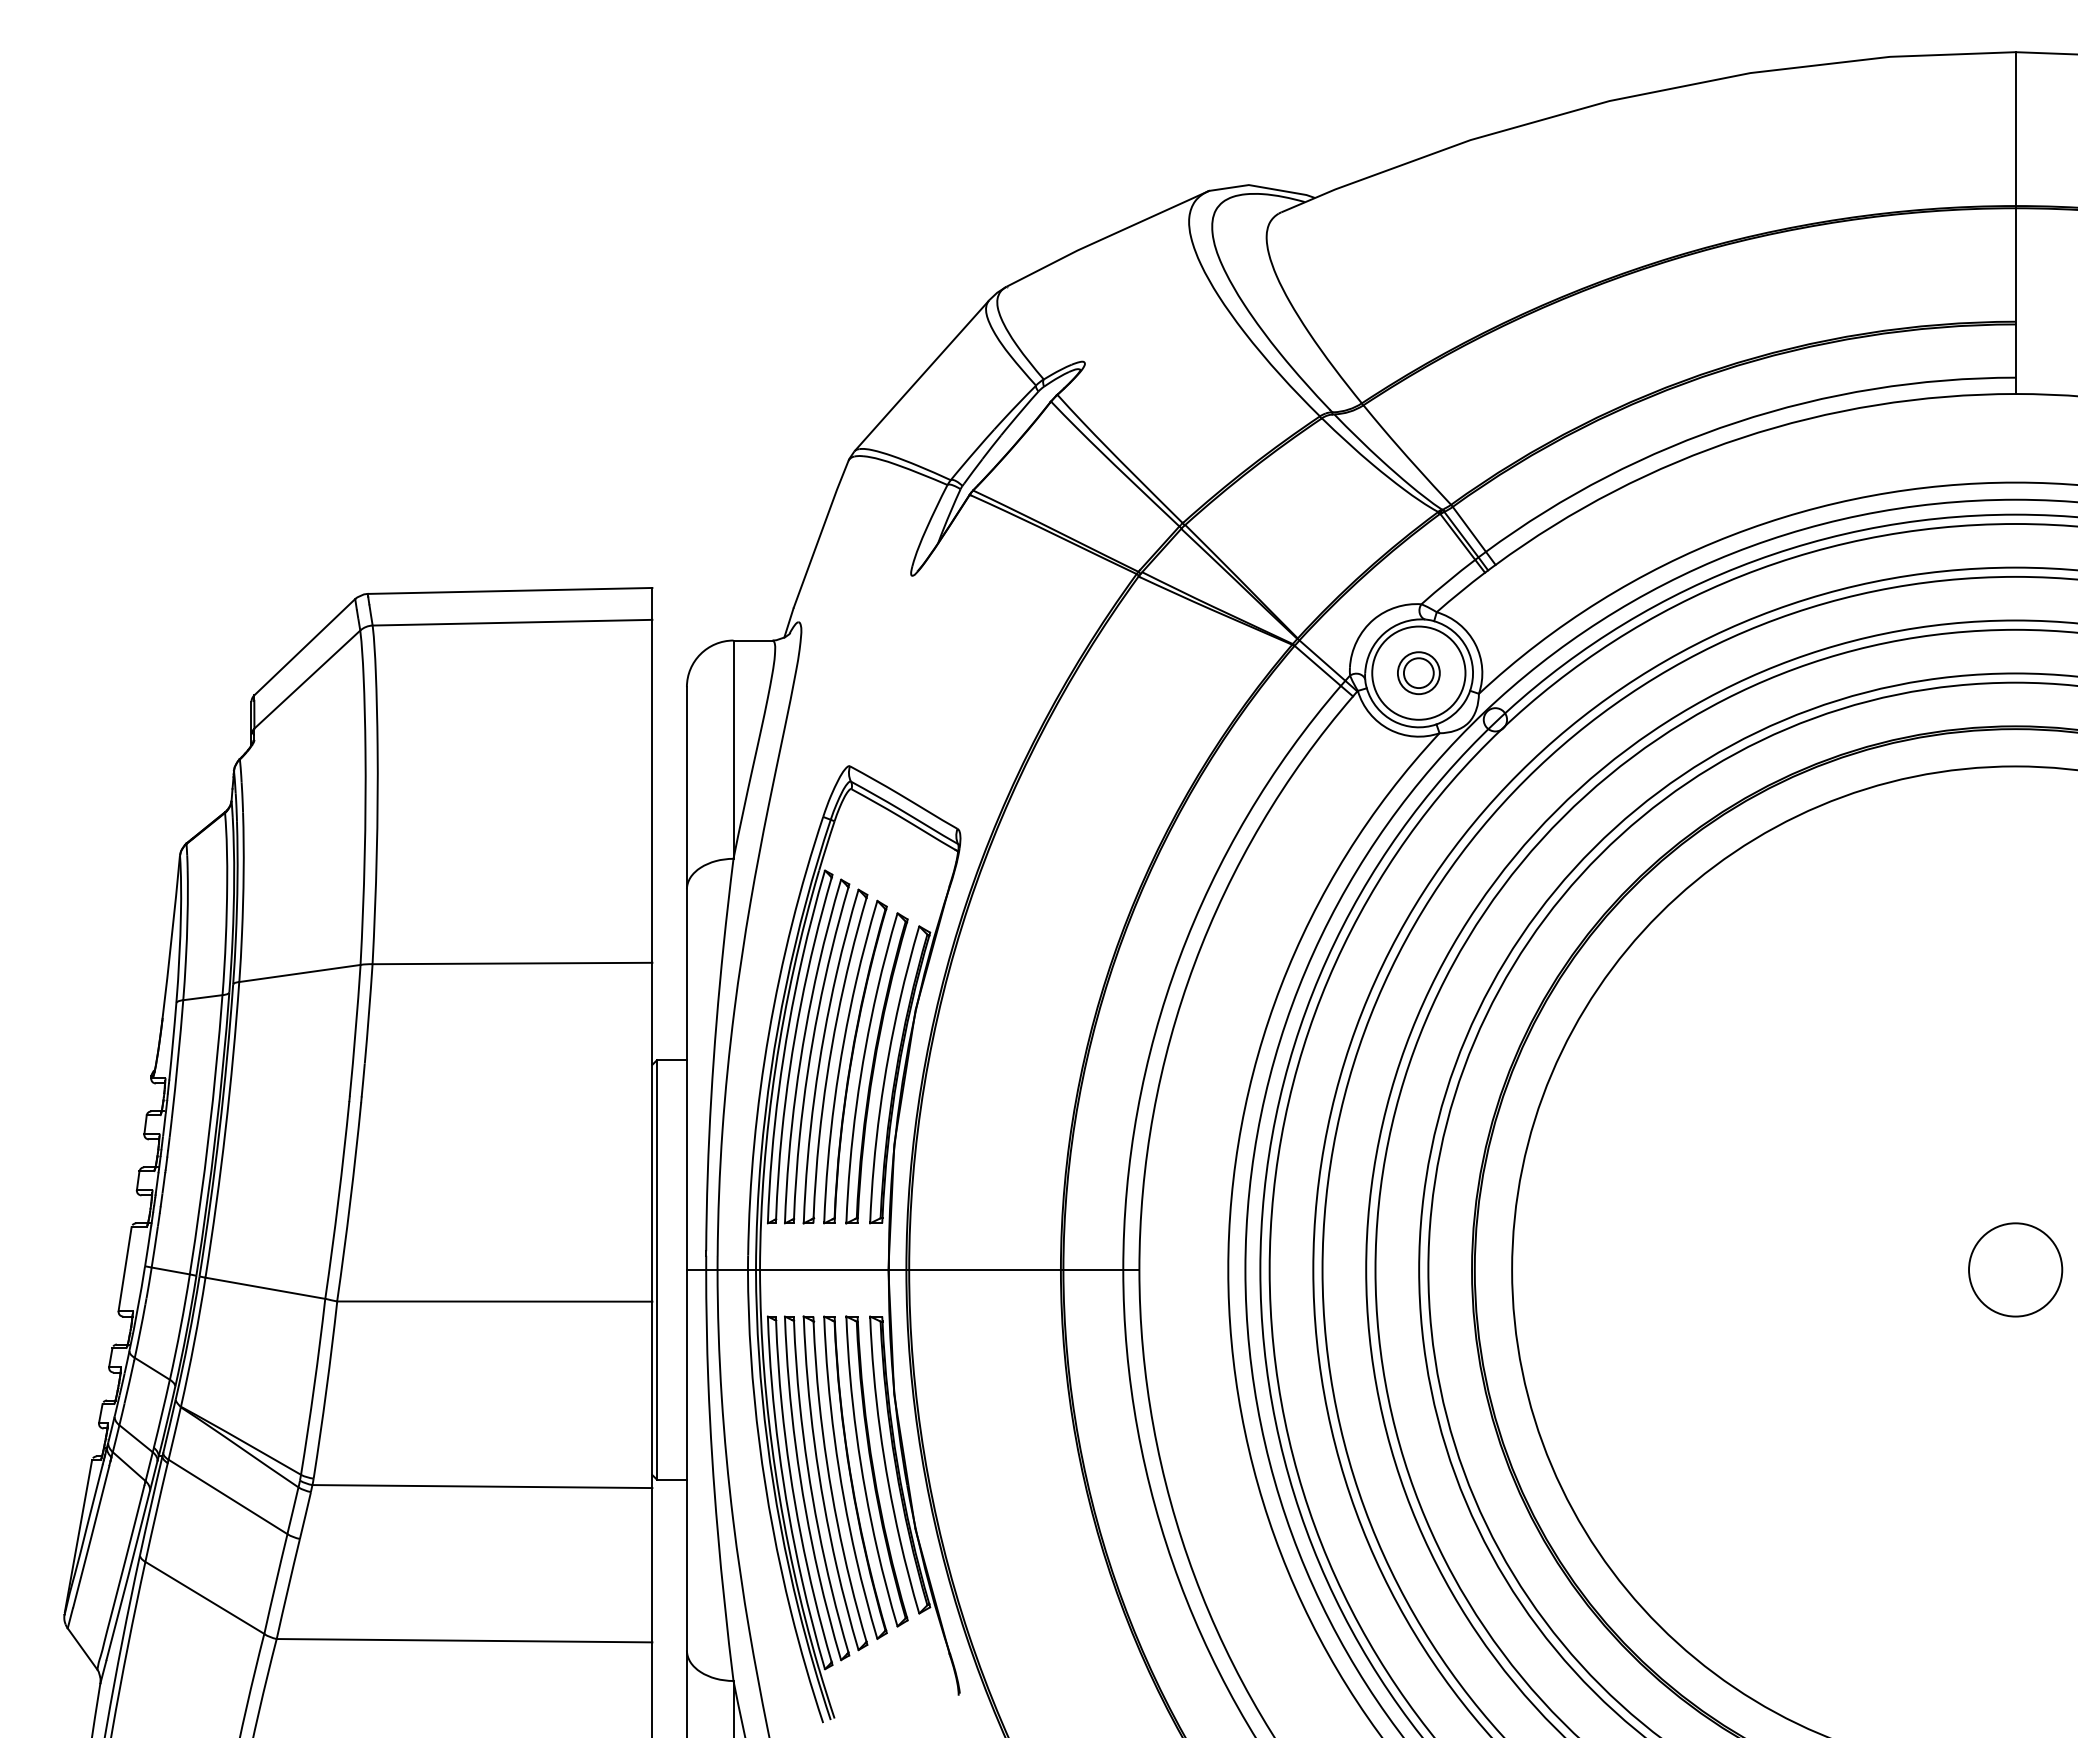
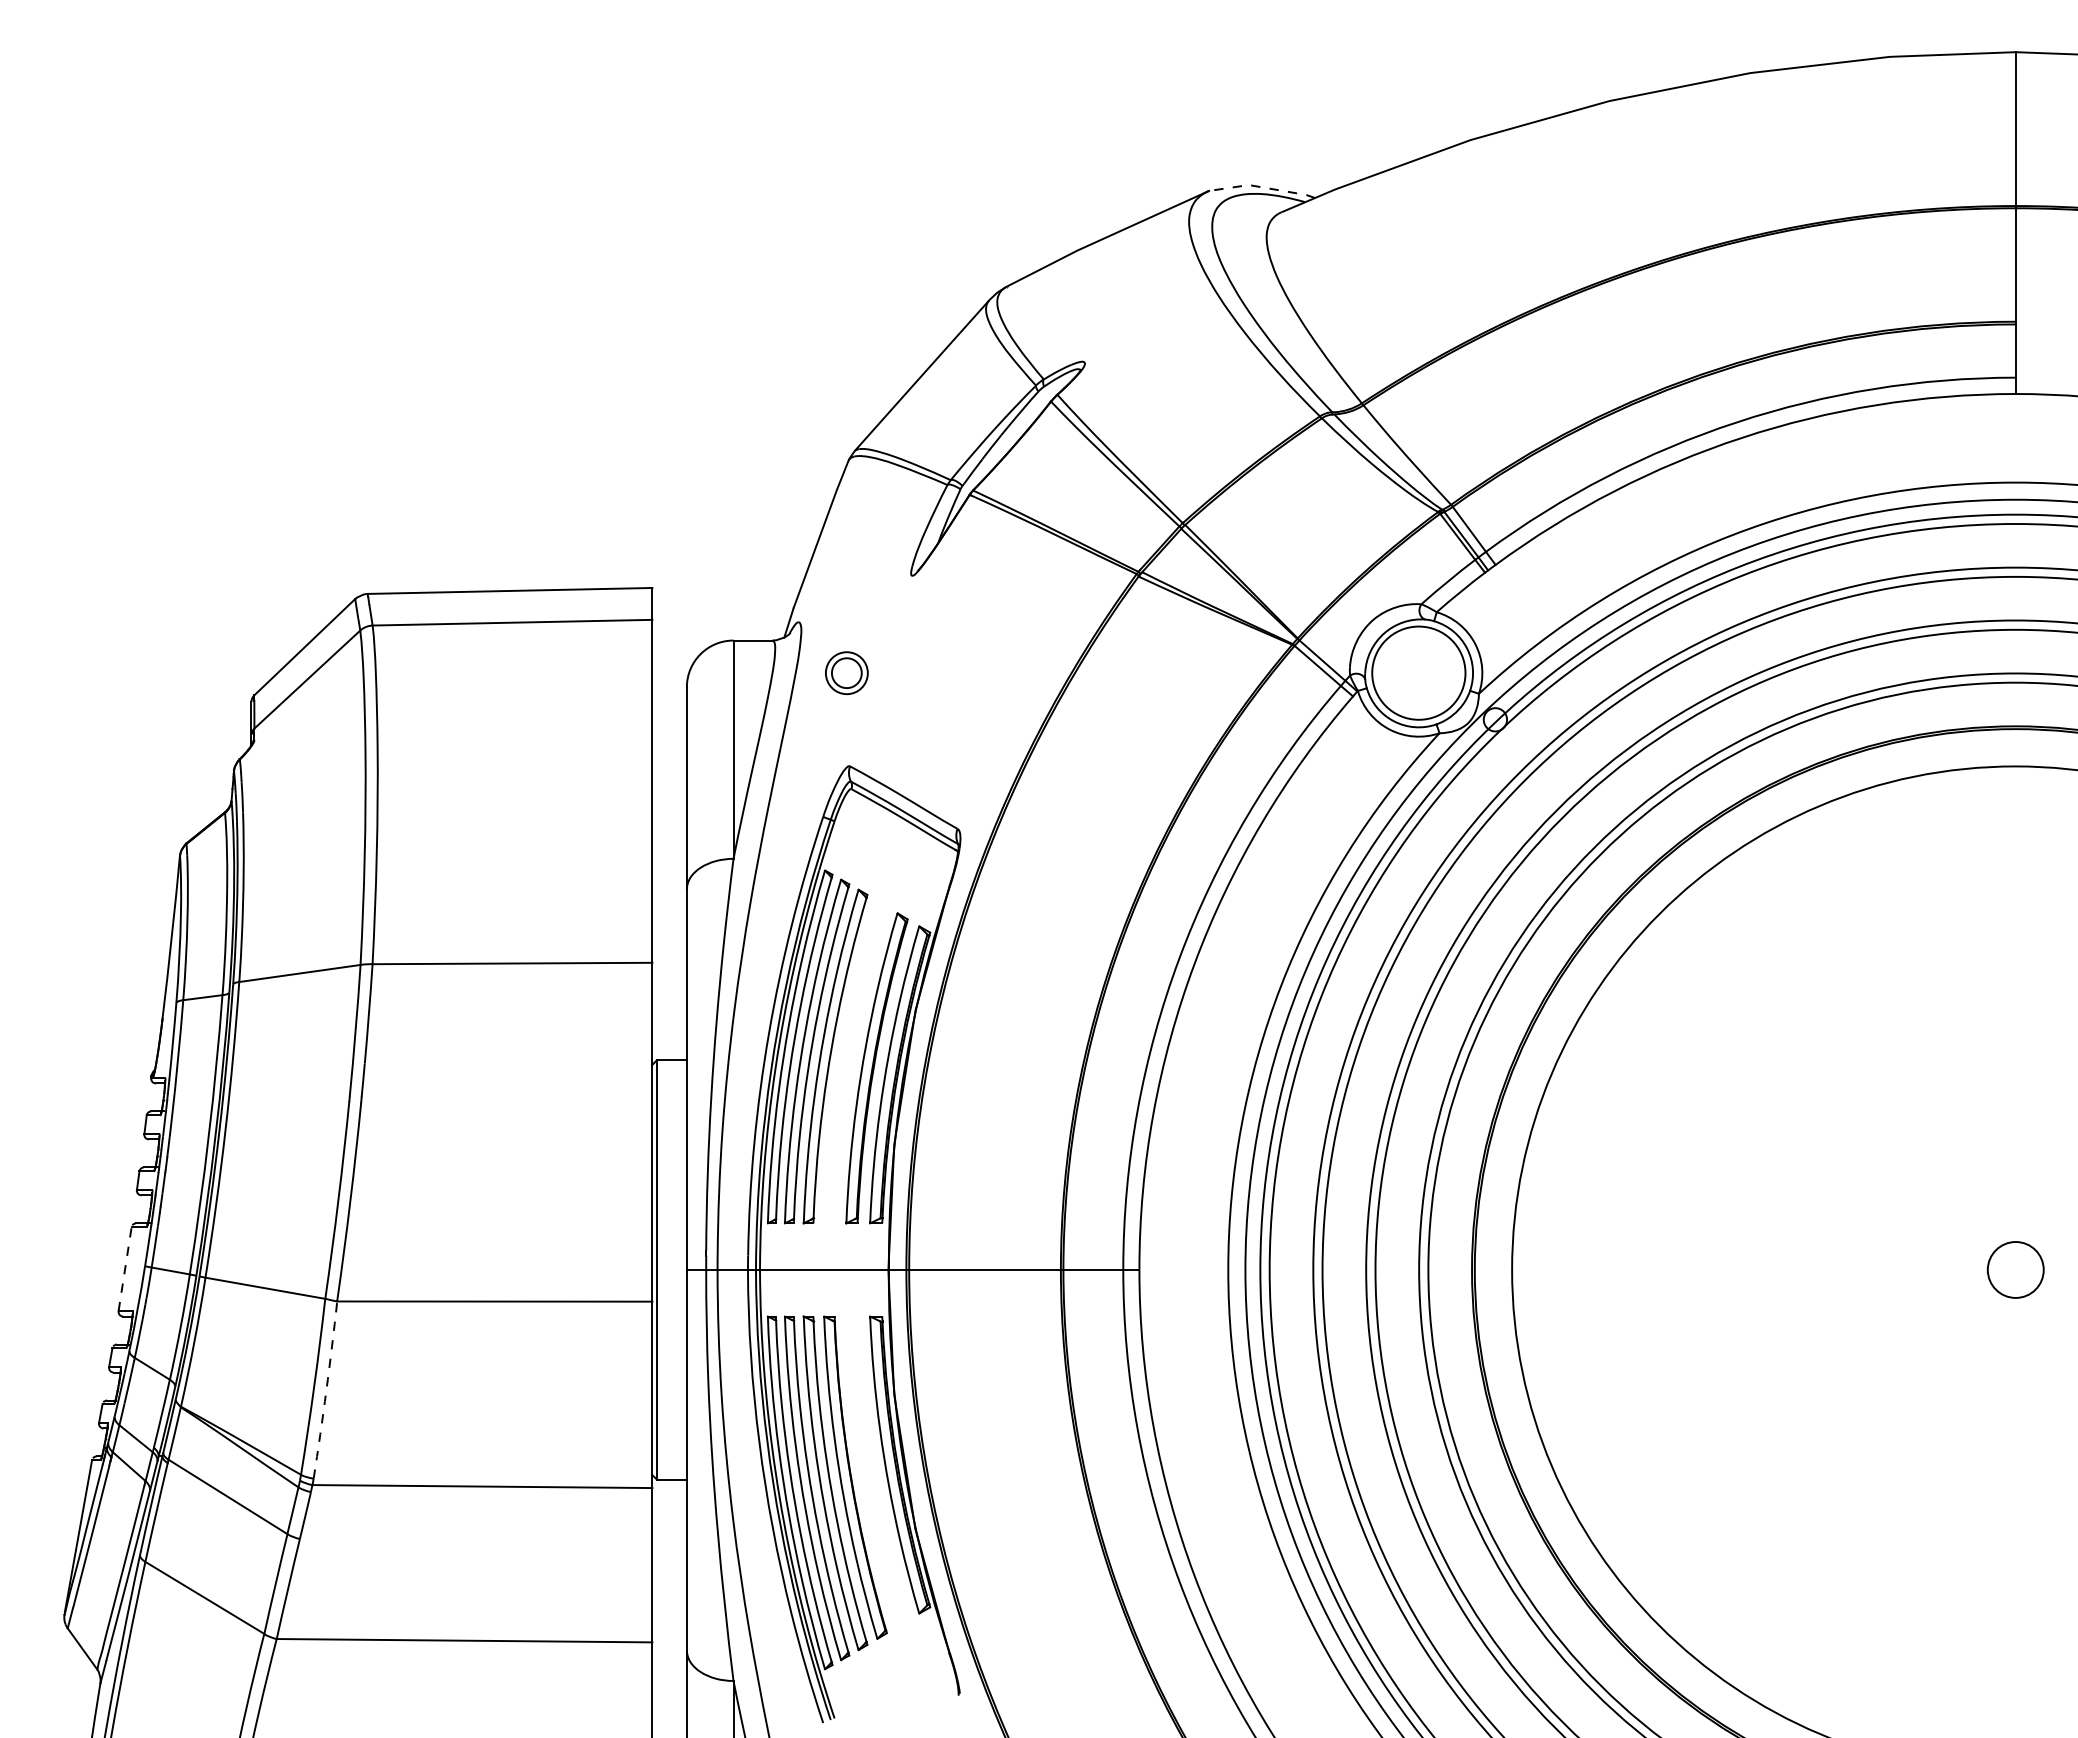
line: solid -> dashed (1262, 187)
part position: (1418, 673) -> (846, 673) (846, 673)
part: present -> none (855, 1061)
line: solid -> dashed (125, 1268)
circle size: 96x96 px -> 59x58 px (2015, 1269)
arc: solid -> dashed (326, 1390)
part: present -> none (876, 1471)
